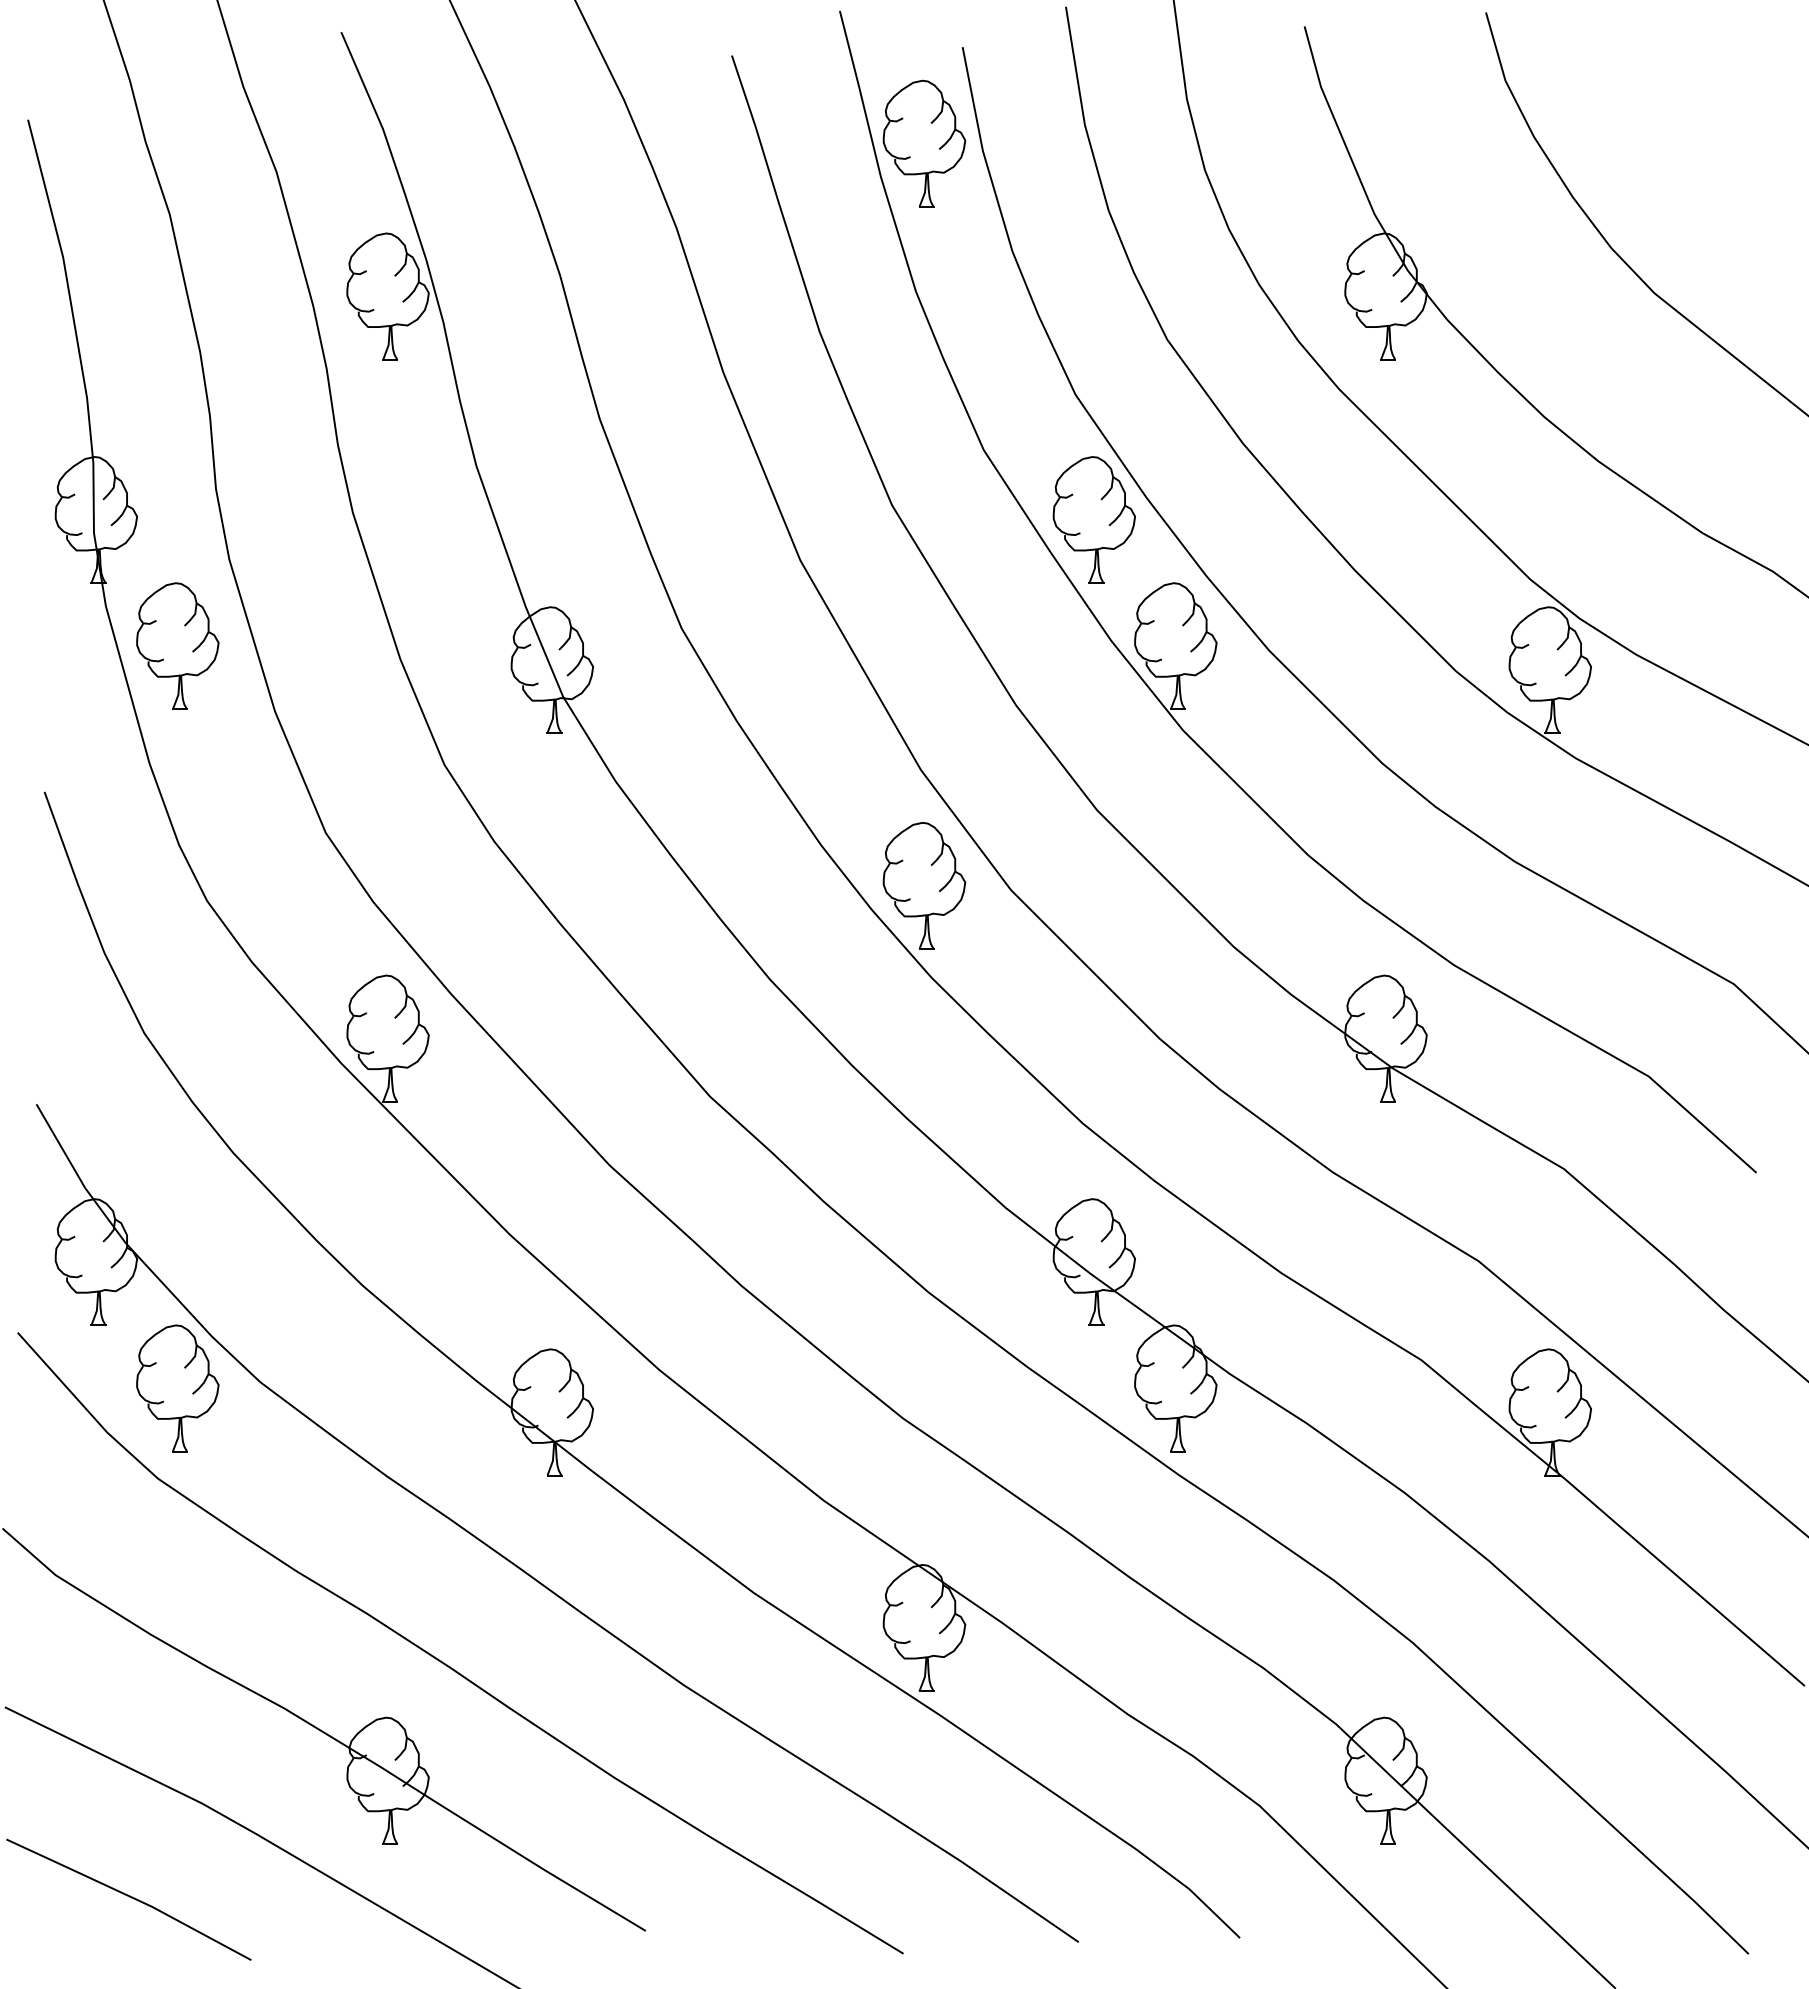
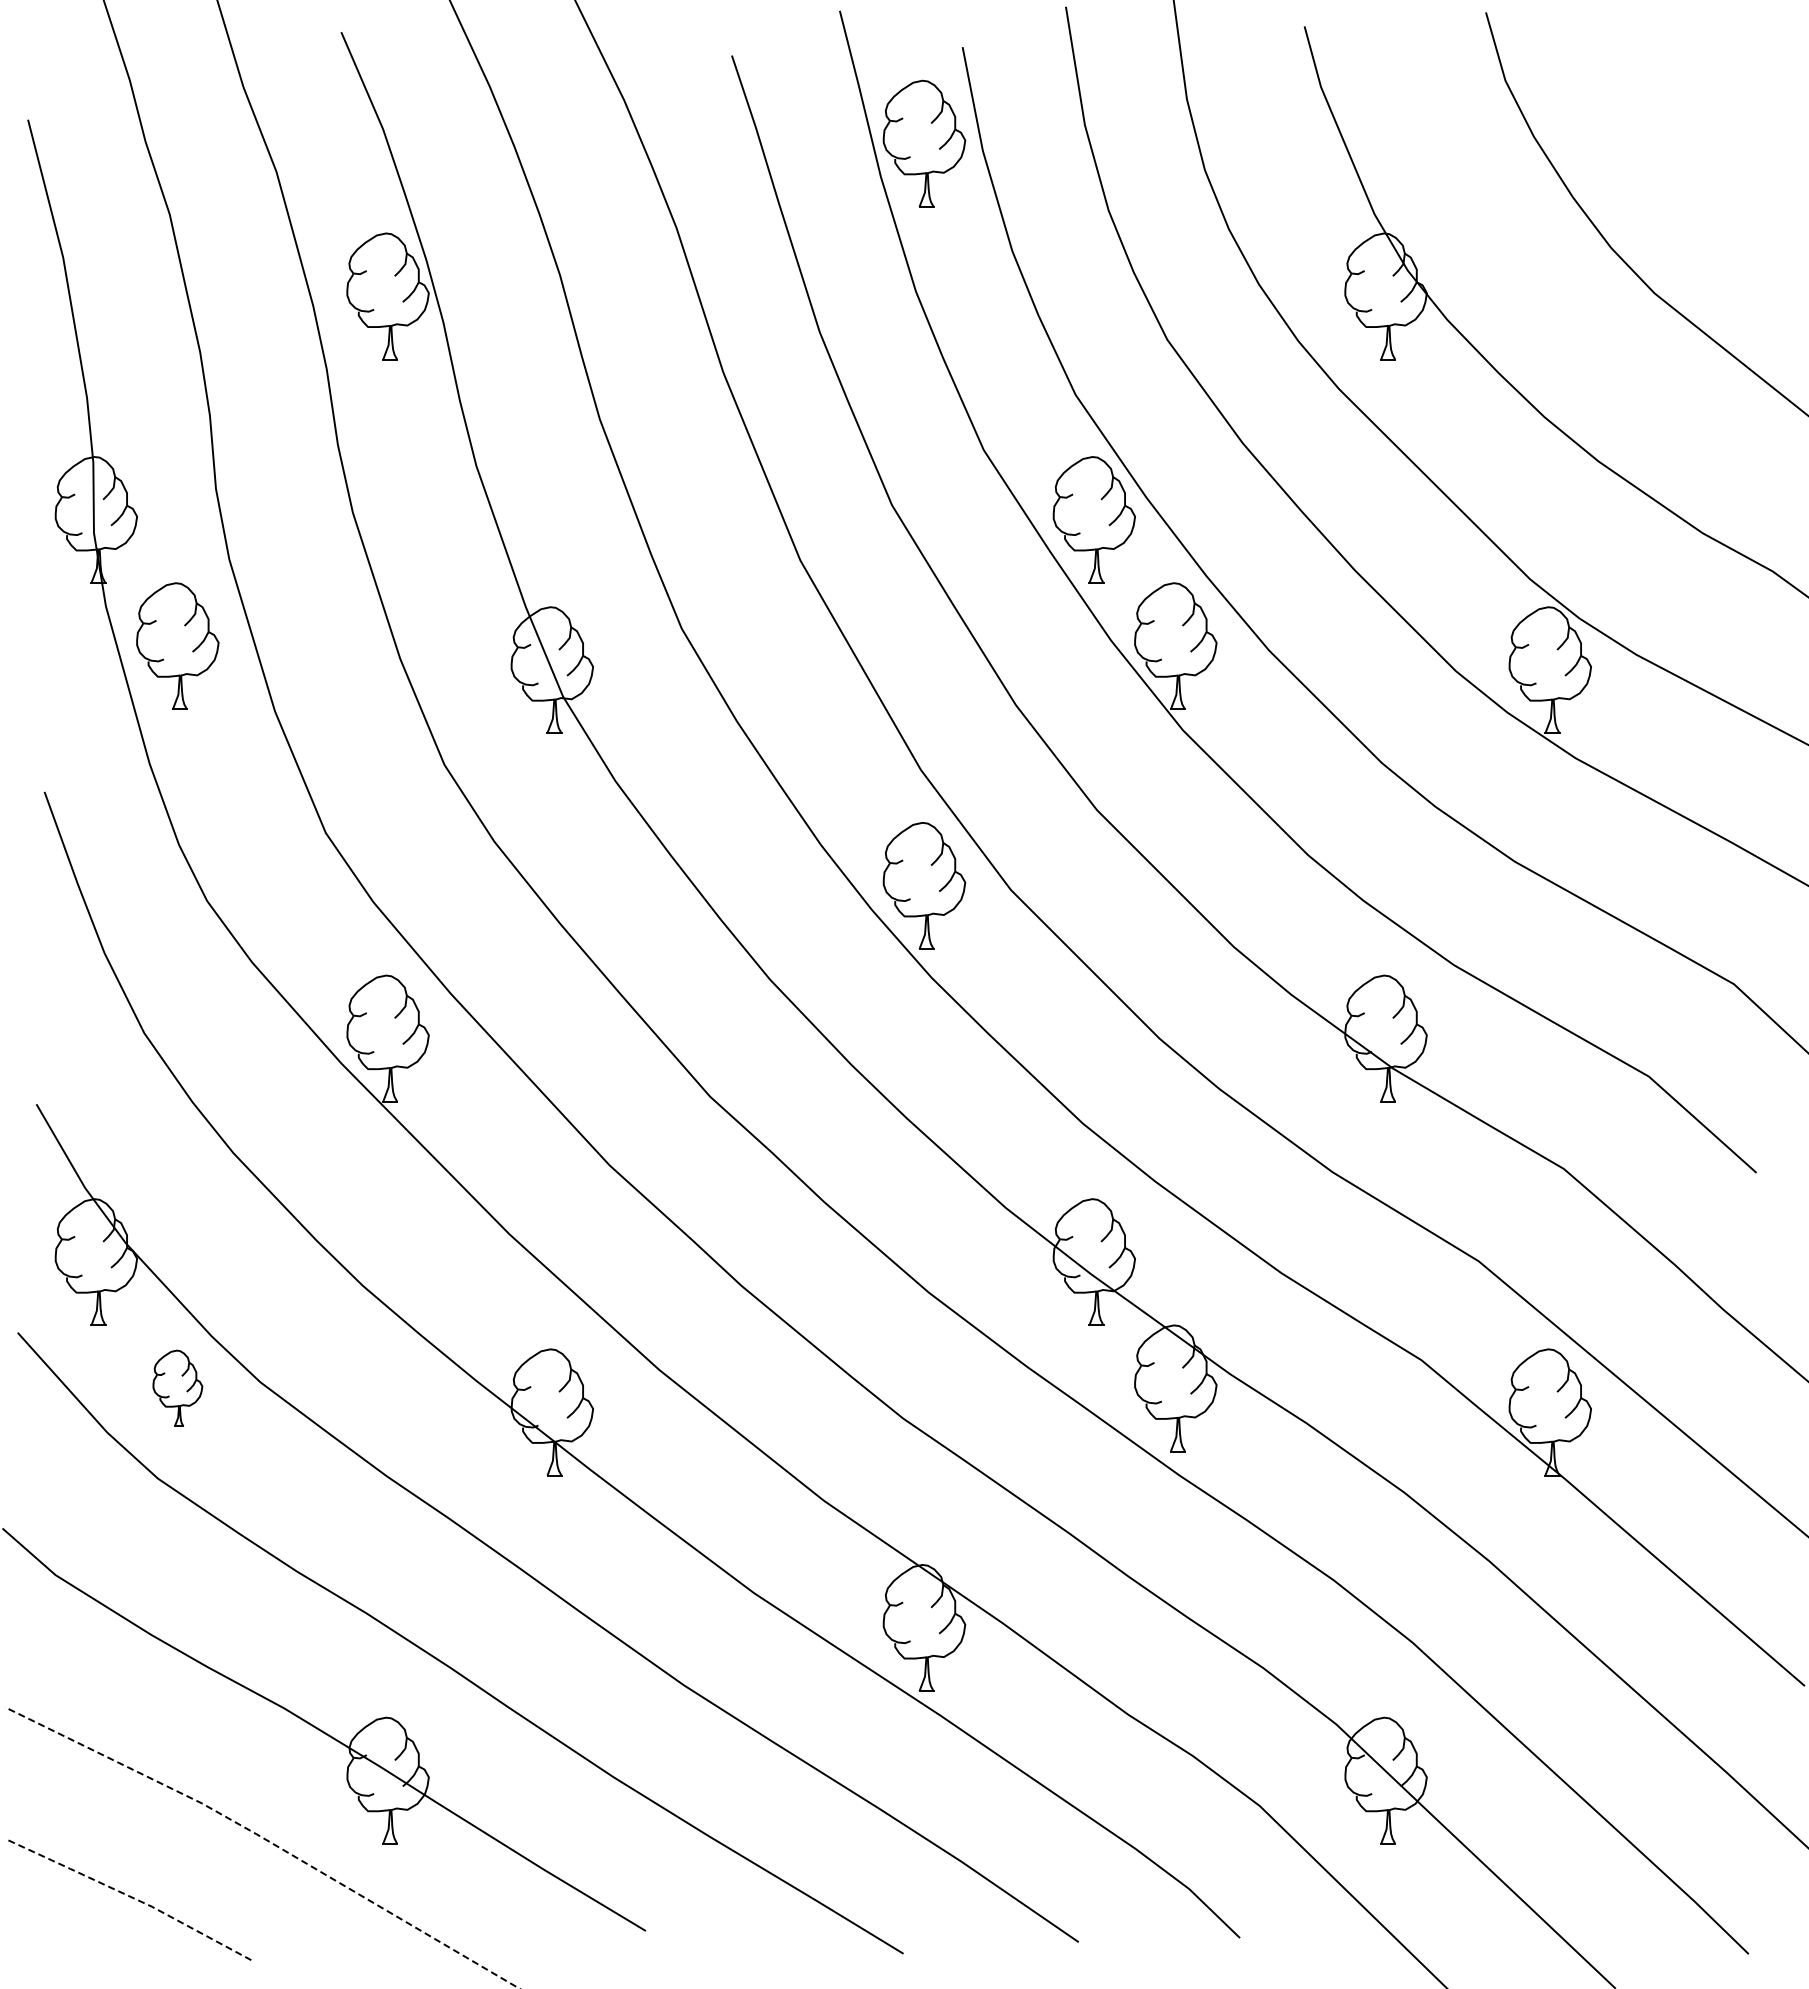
part size: 84x129 px -> 52x78 px (177, 1387)
line: solid -> dashed (265, 1839)
line: solid -> dashed (130, 1896)
